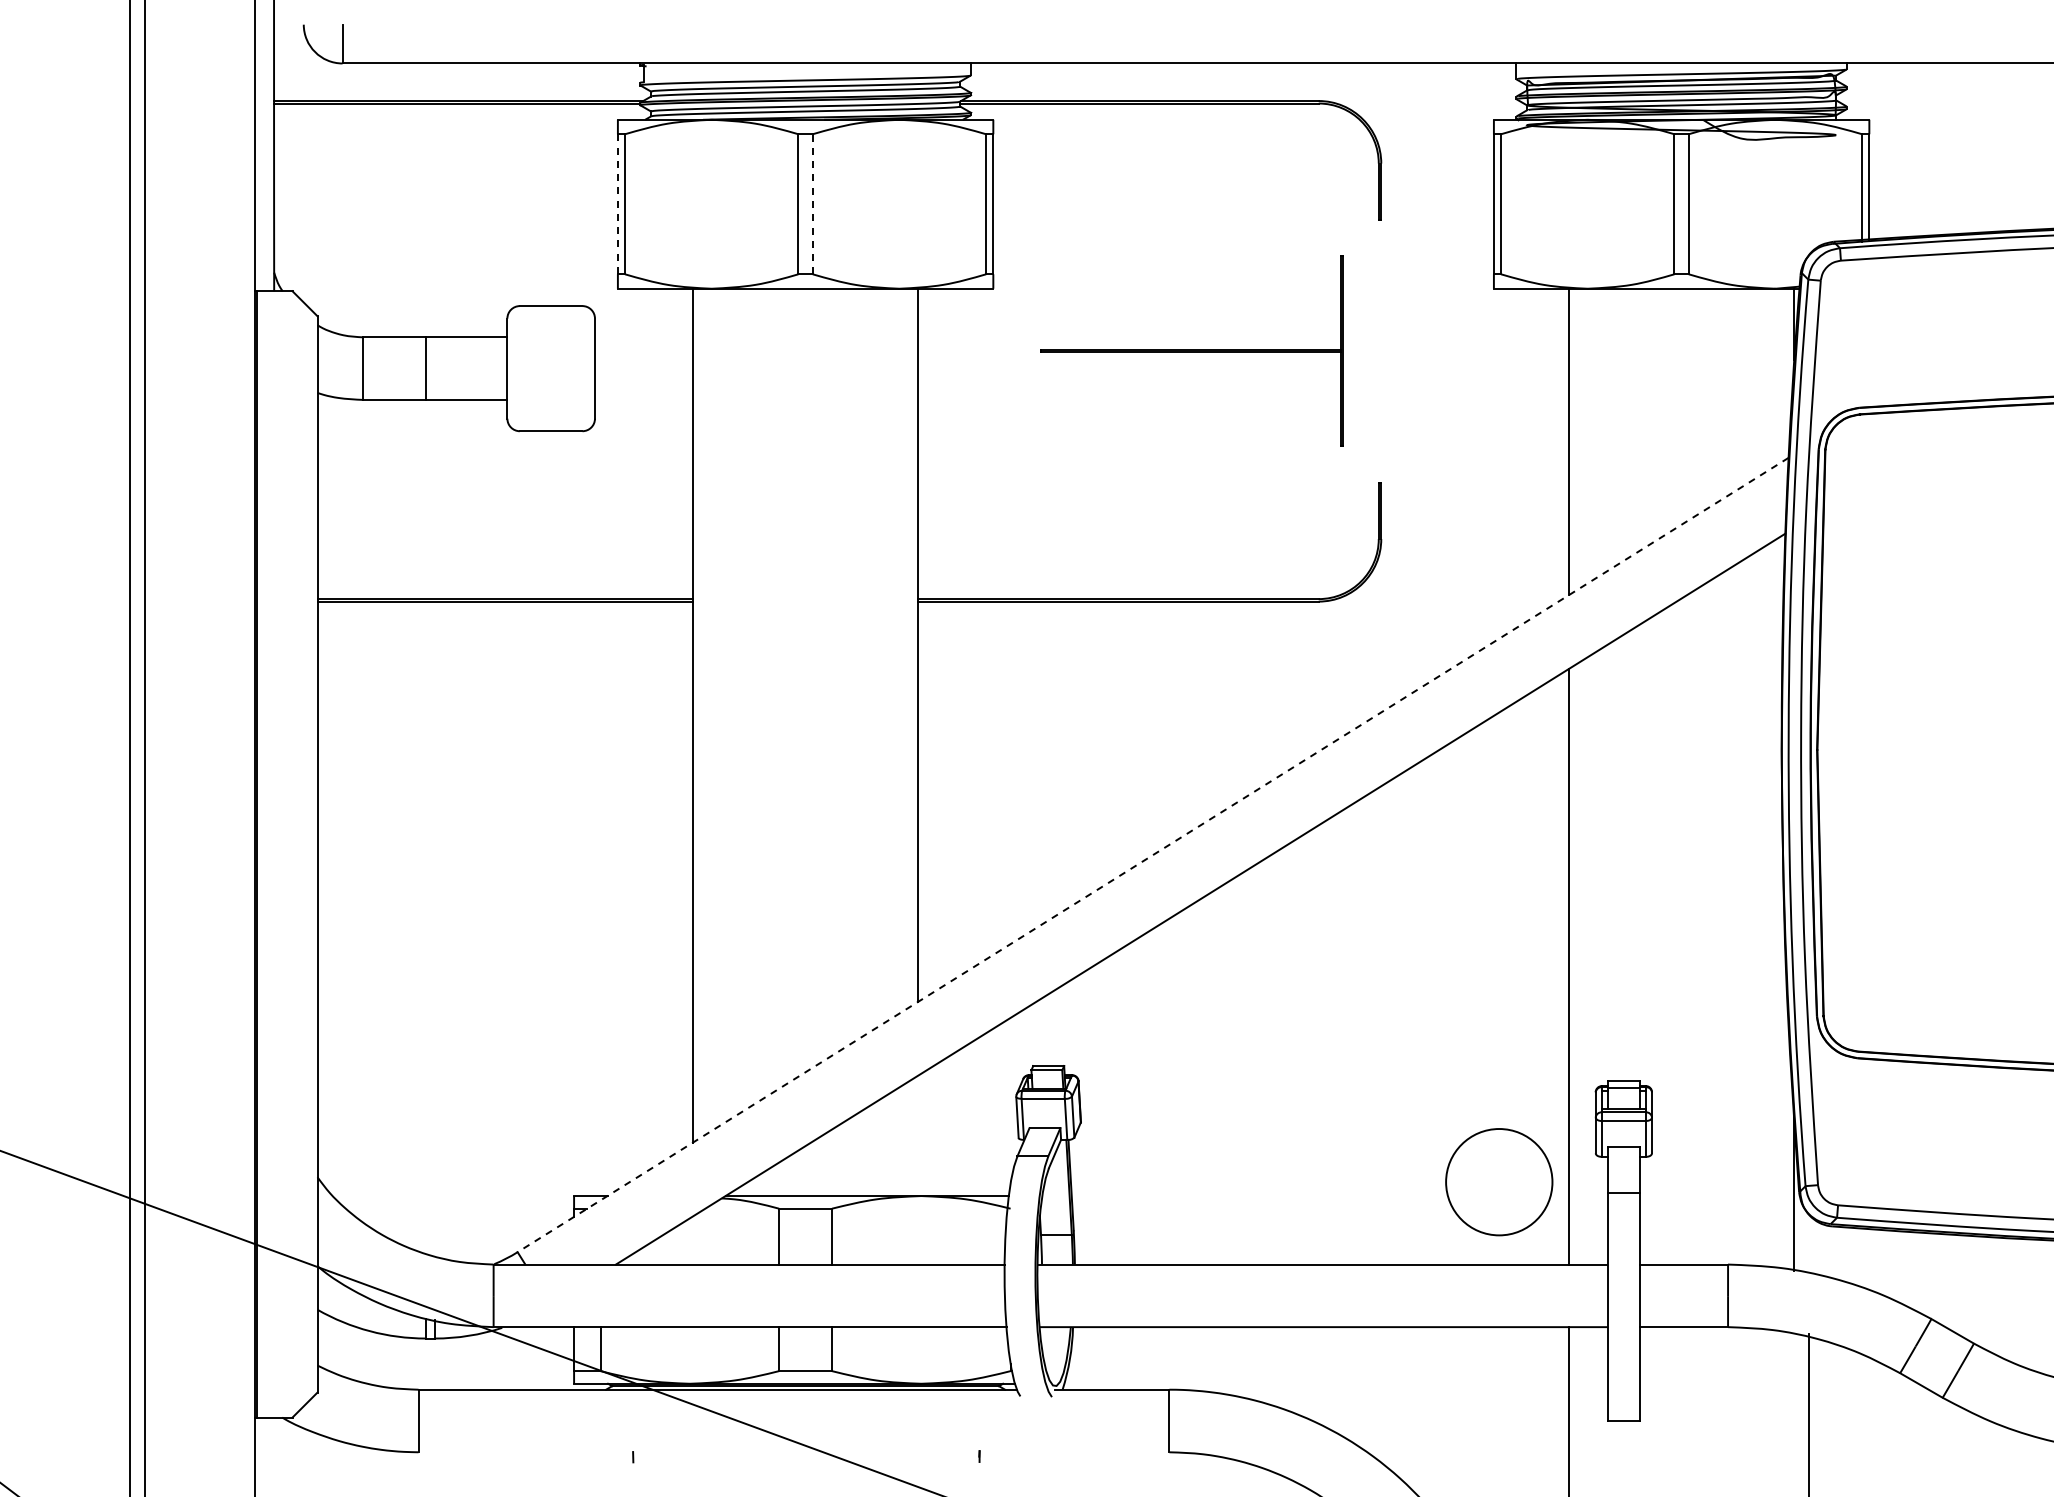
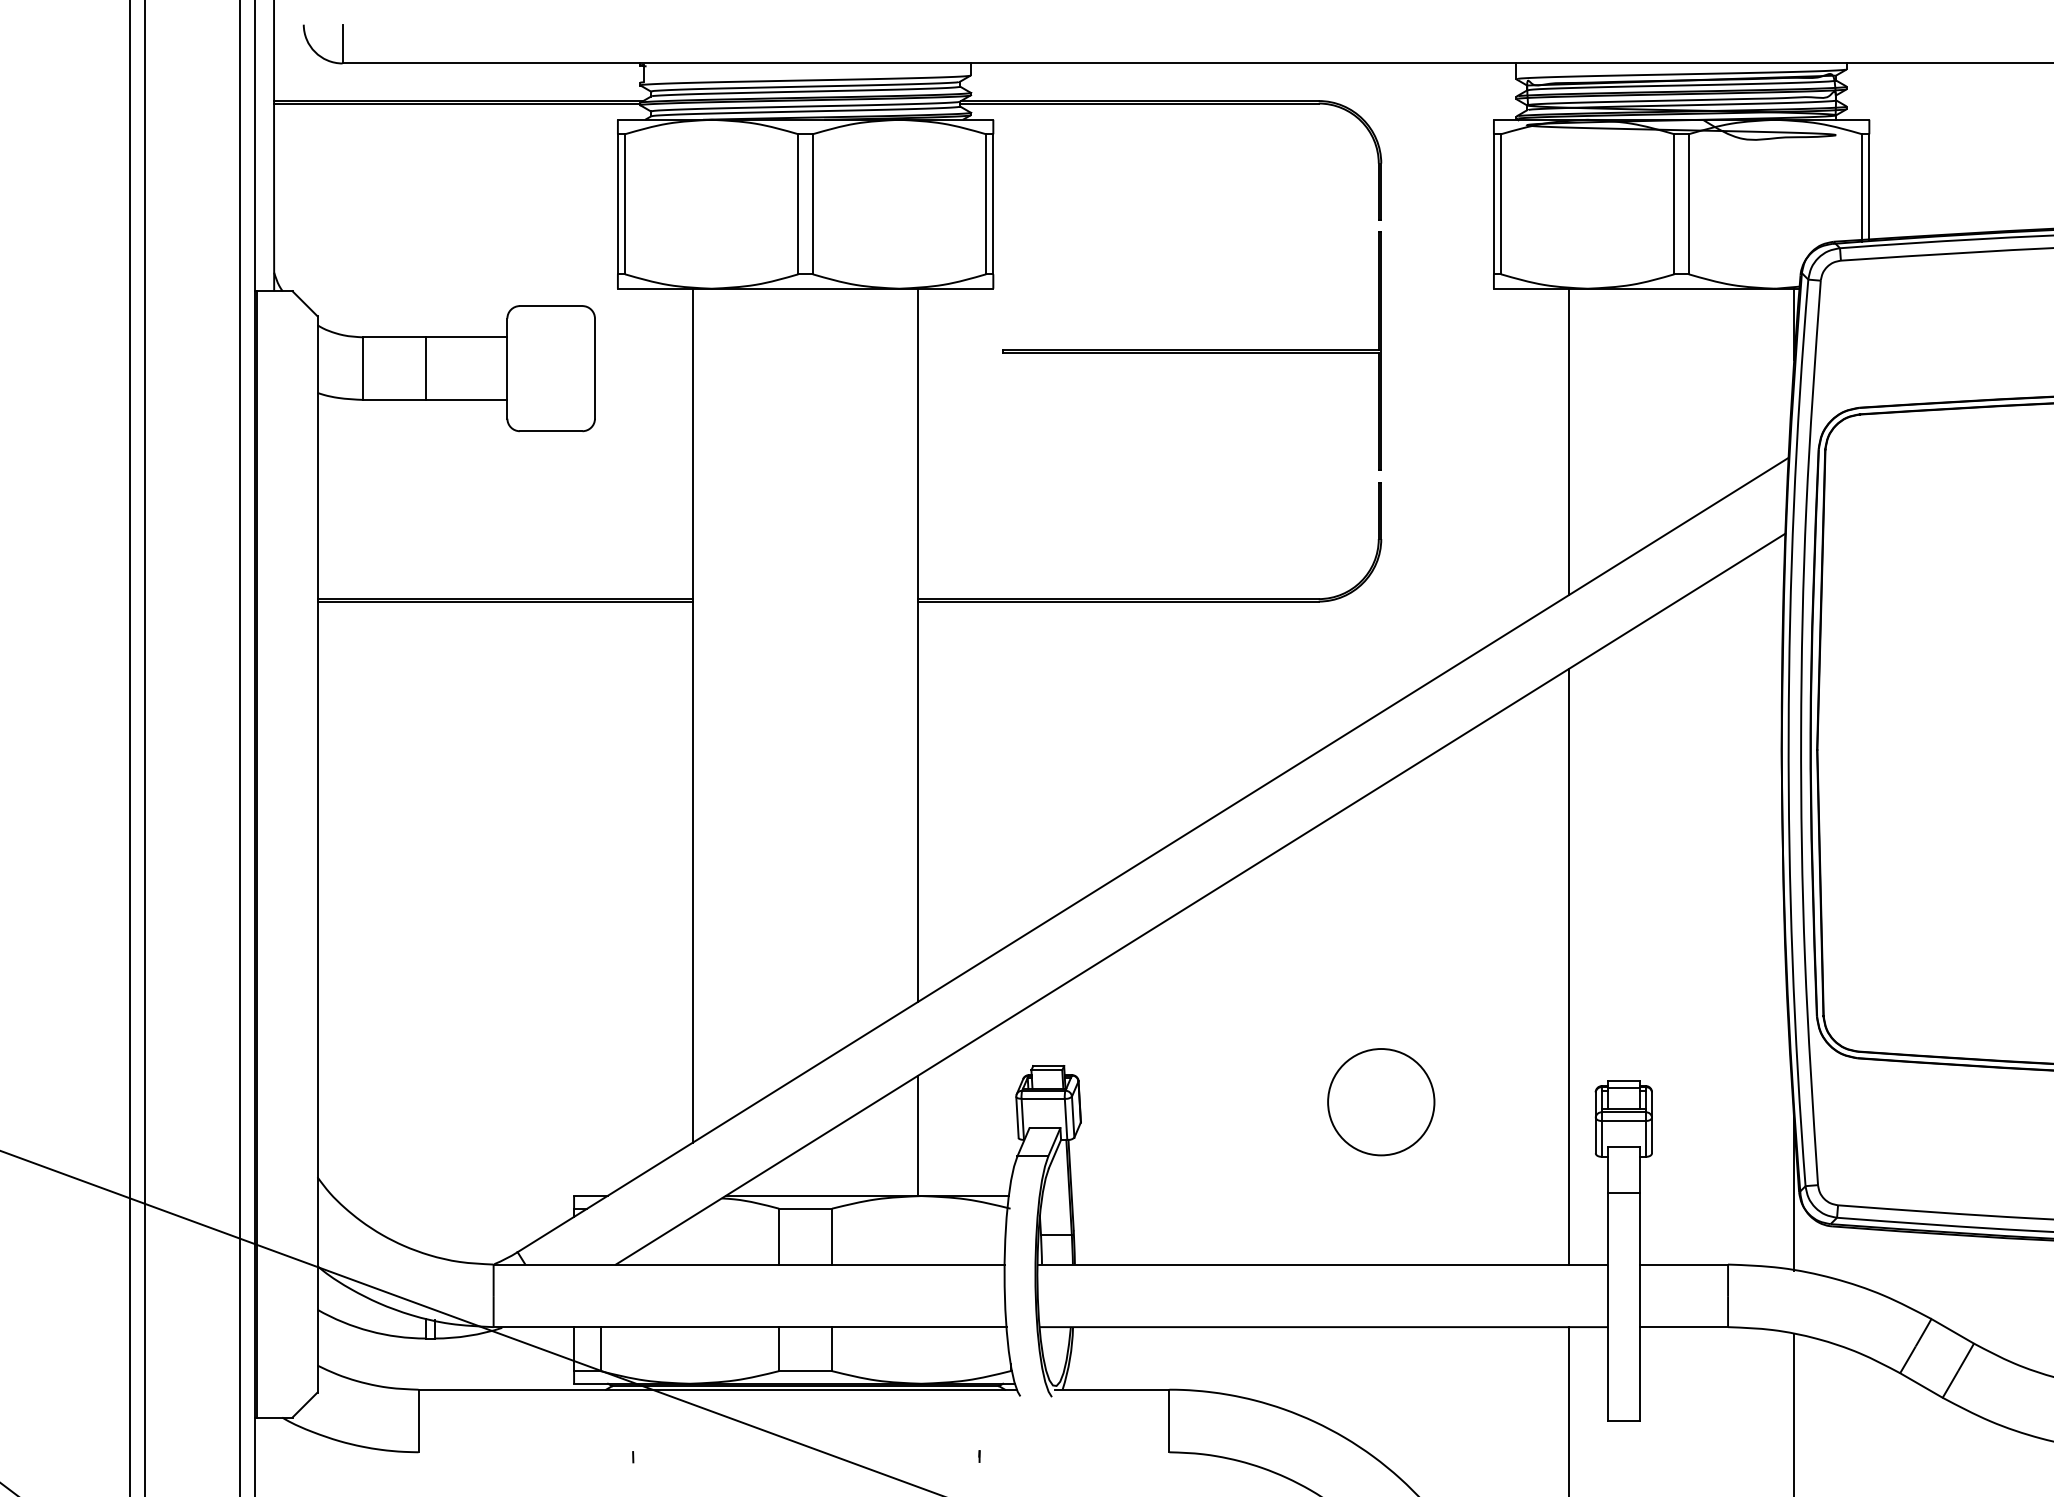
line: dashed -> solid (812, 203)
line: dashed -> solid (617, 204)
part size: 304x192 px -> 380x240 px (1191, 350)
line: none -> present (239, 747)
line: dashed -> solid (1152, 855)
line: none -> present (918, 1135)
circle position: (1499, 1182) -> (1381, 1102) (1381, 1102)
line position: (1809, 1413) -> (1794, 1413) (1794, 1413)
